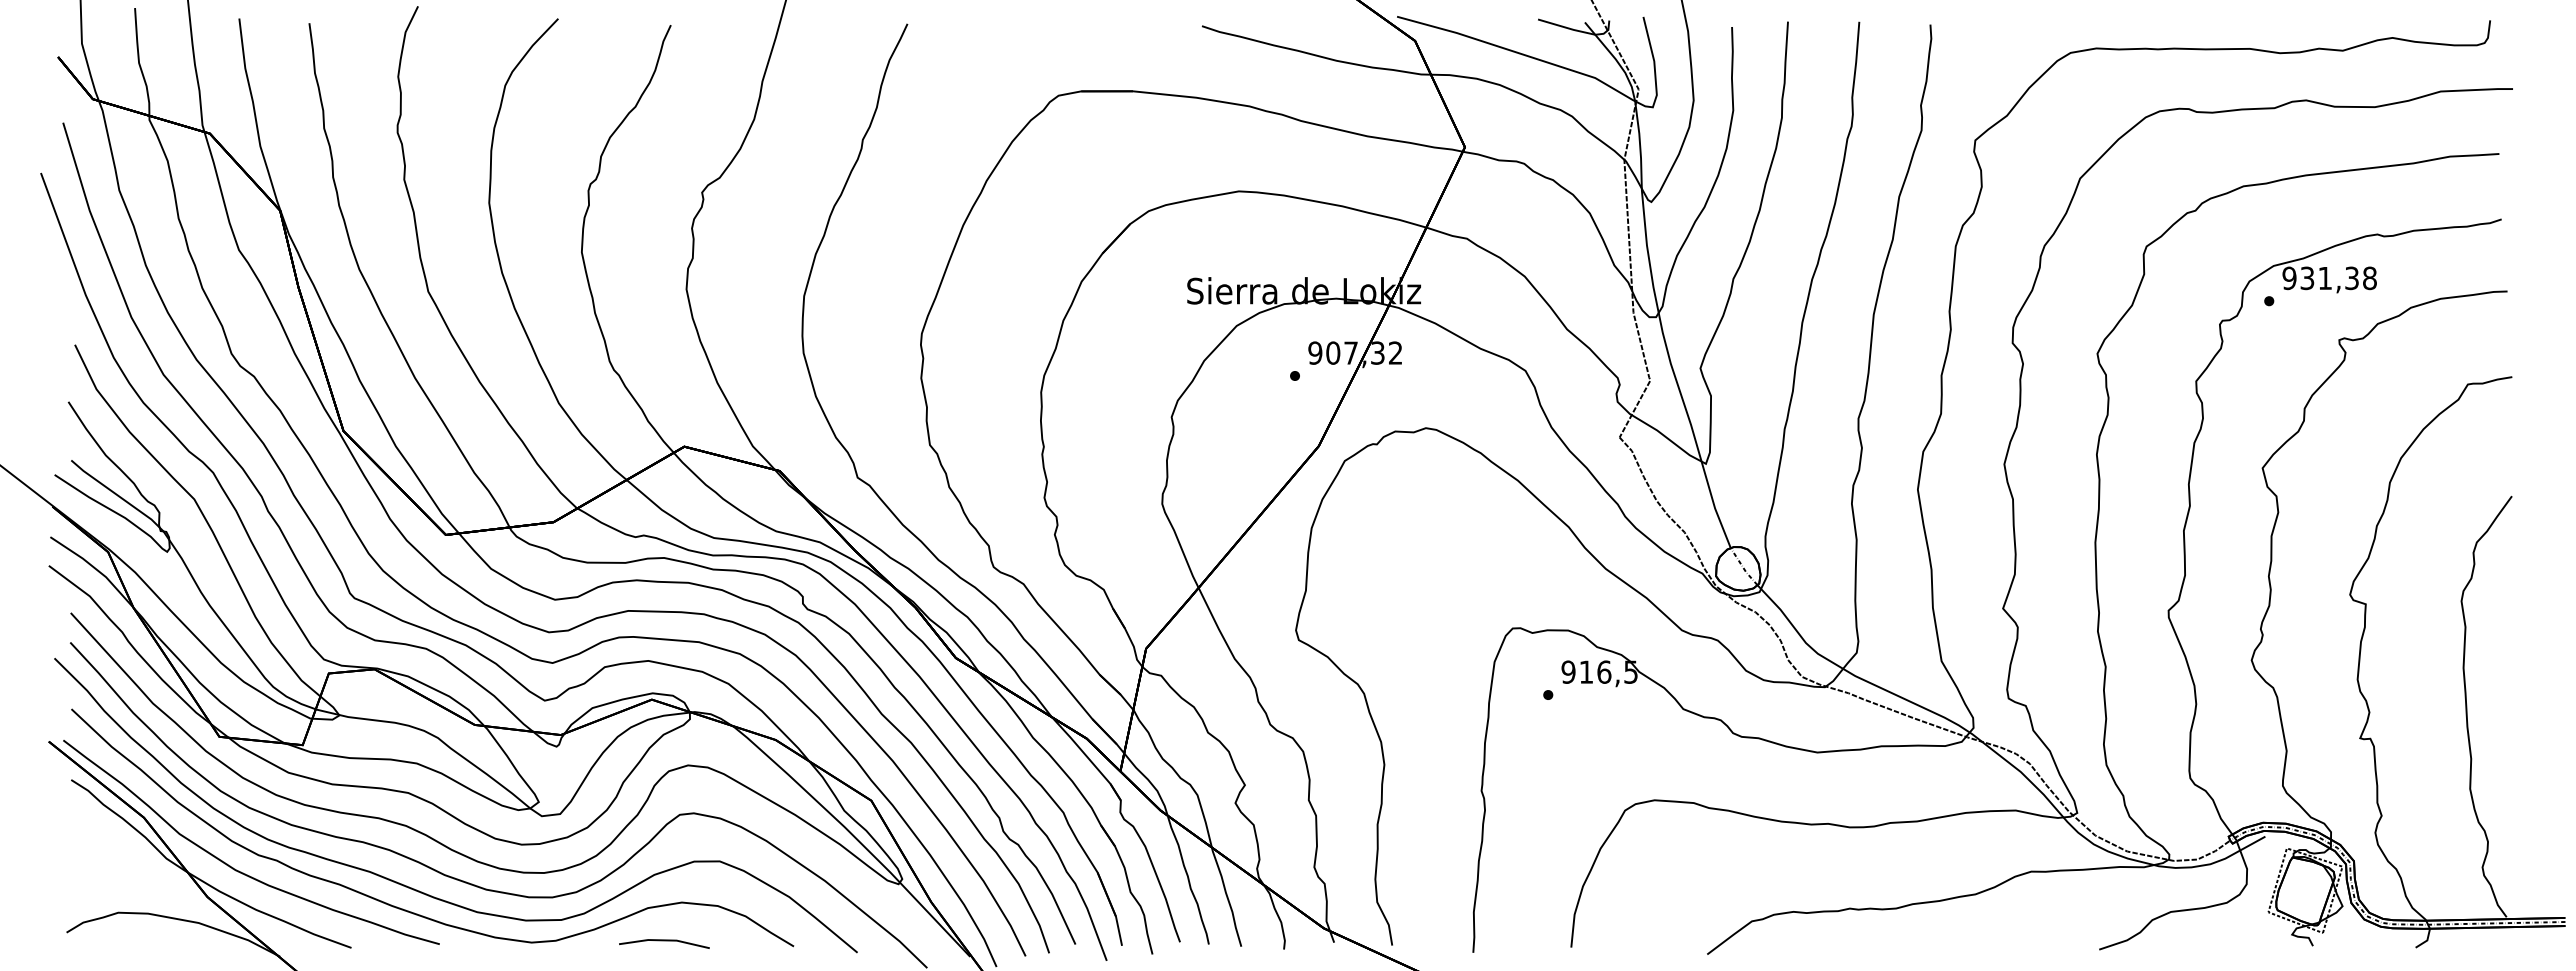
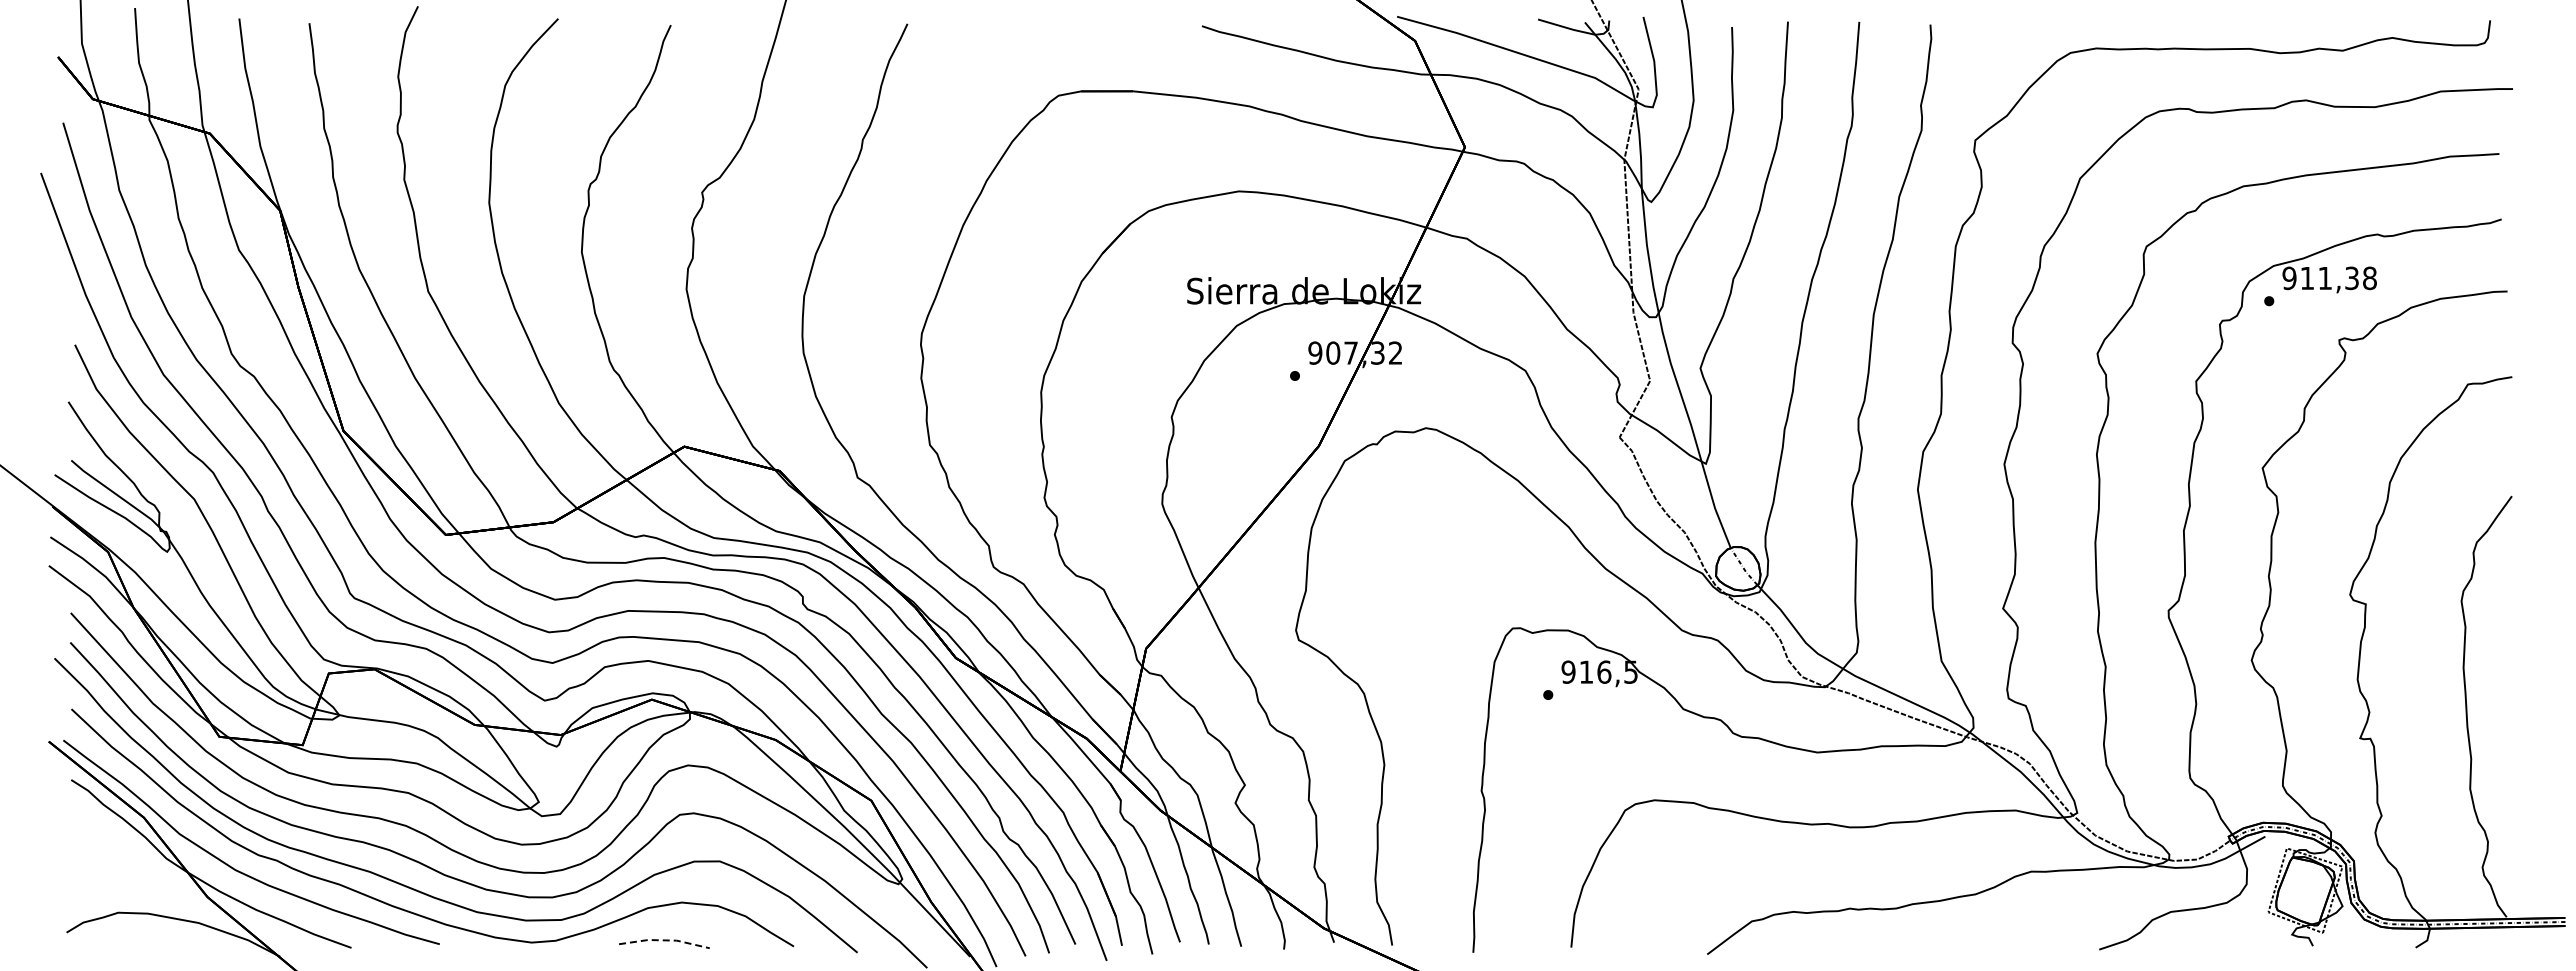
text: 931,38 -> 911,38 (2307, 278)
line: solid -> dashed (664, 940)
